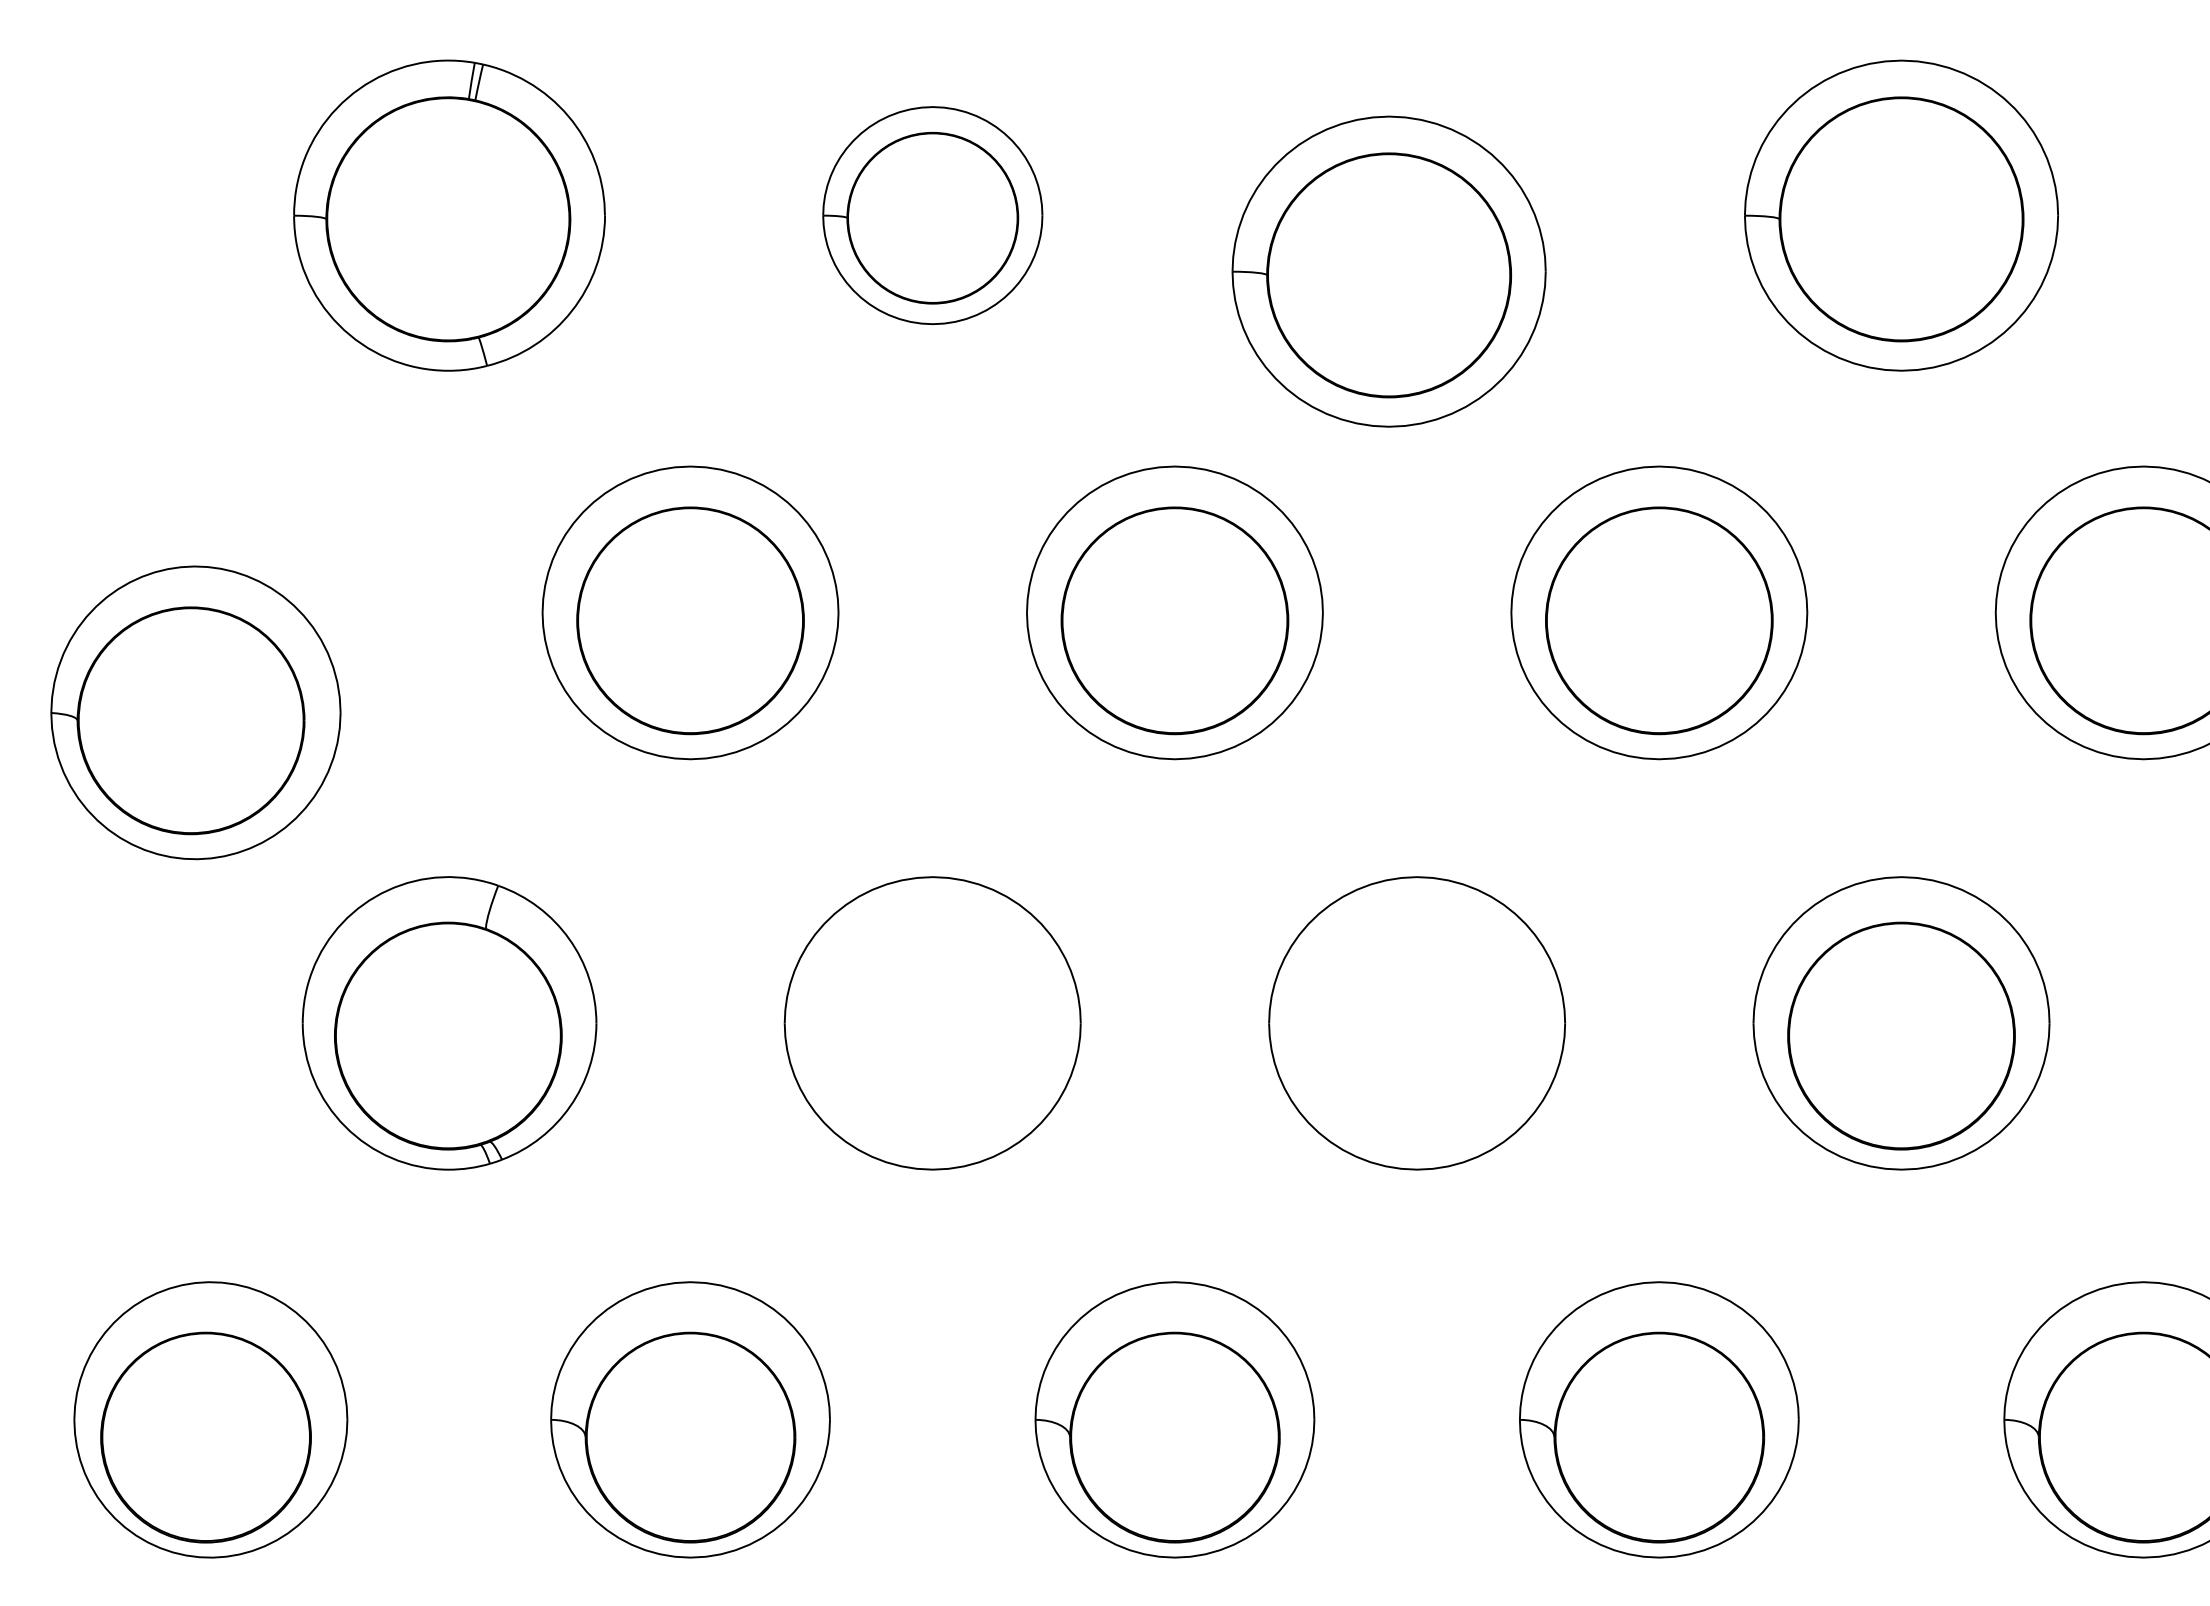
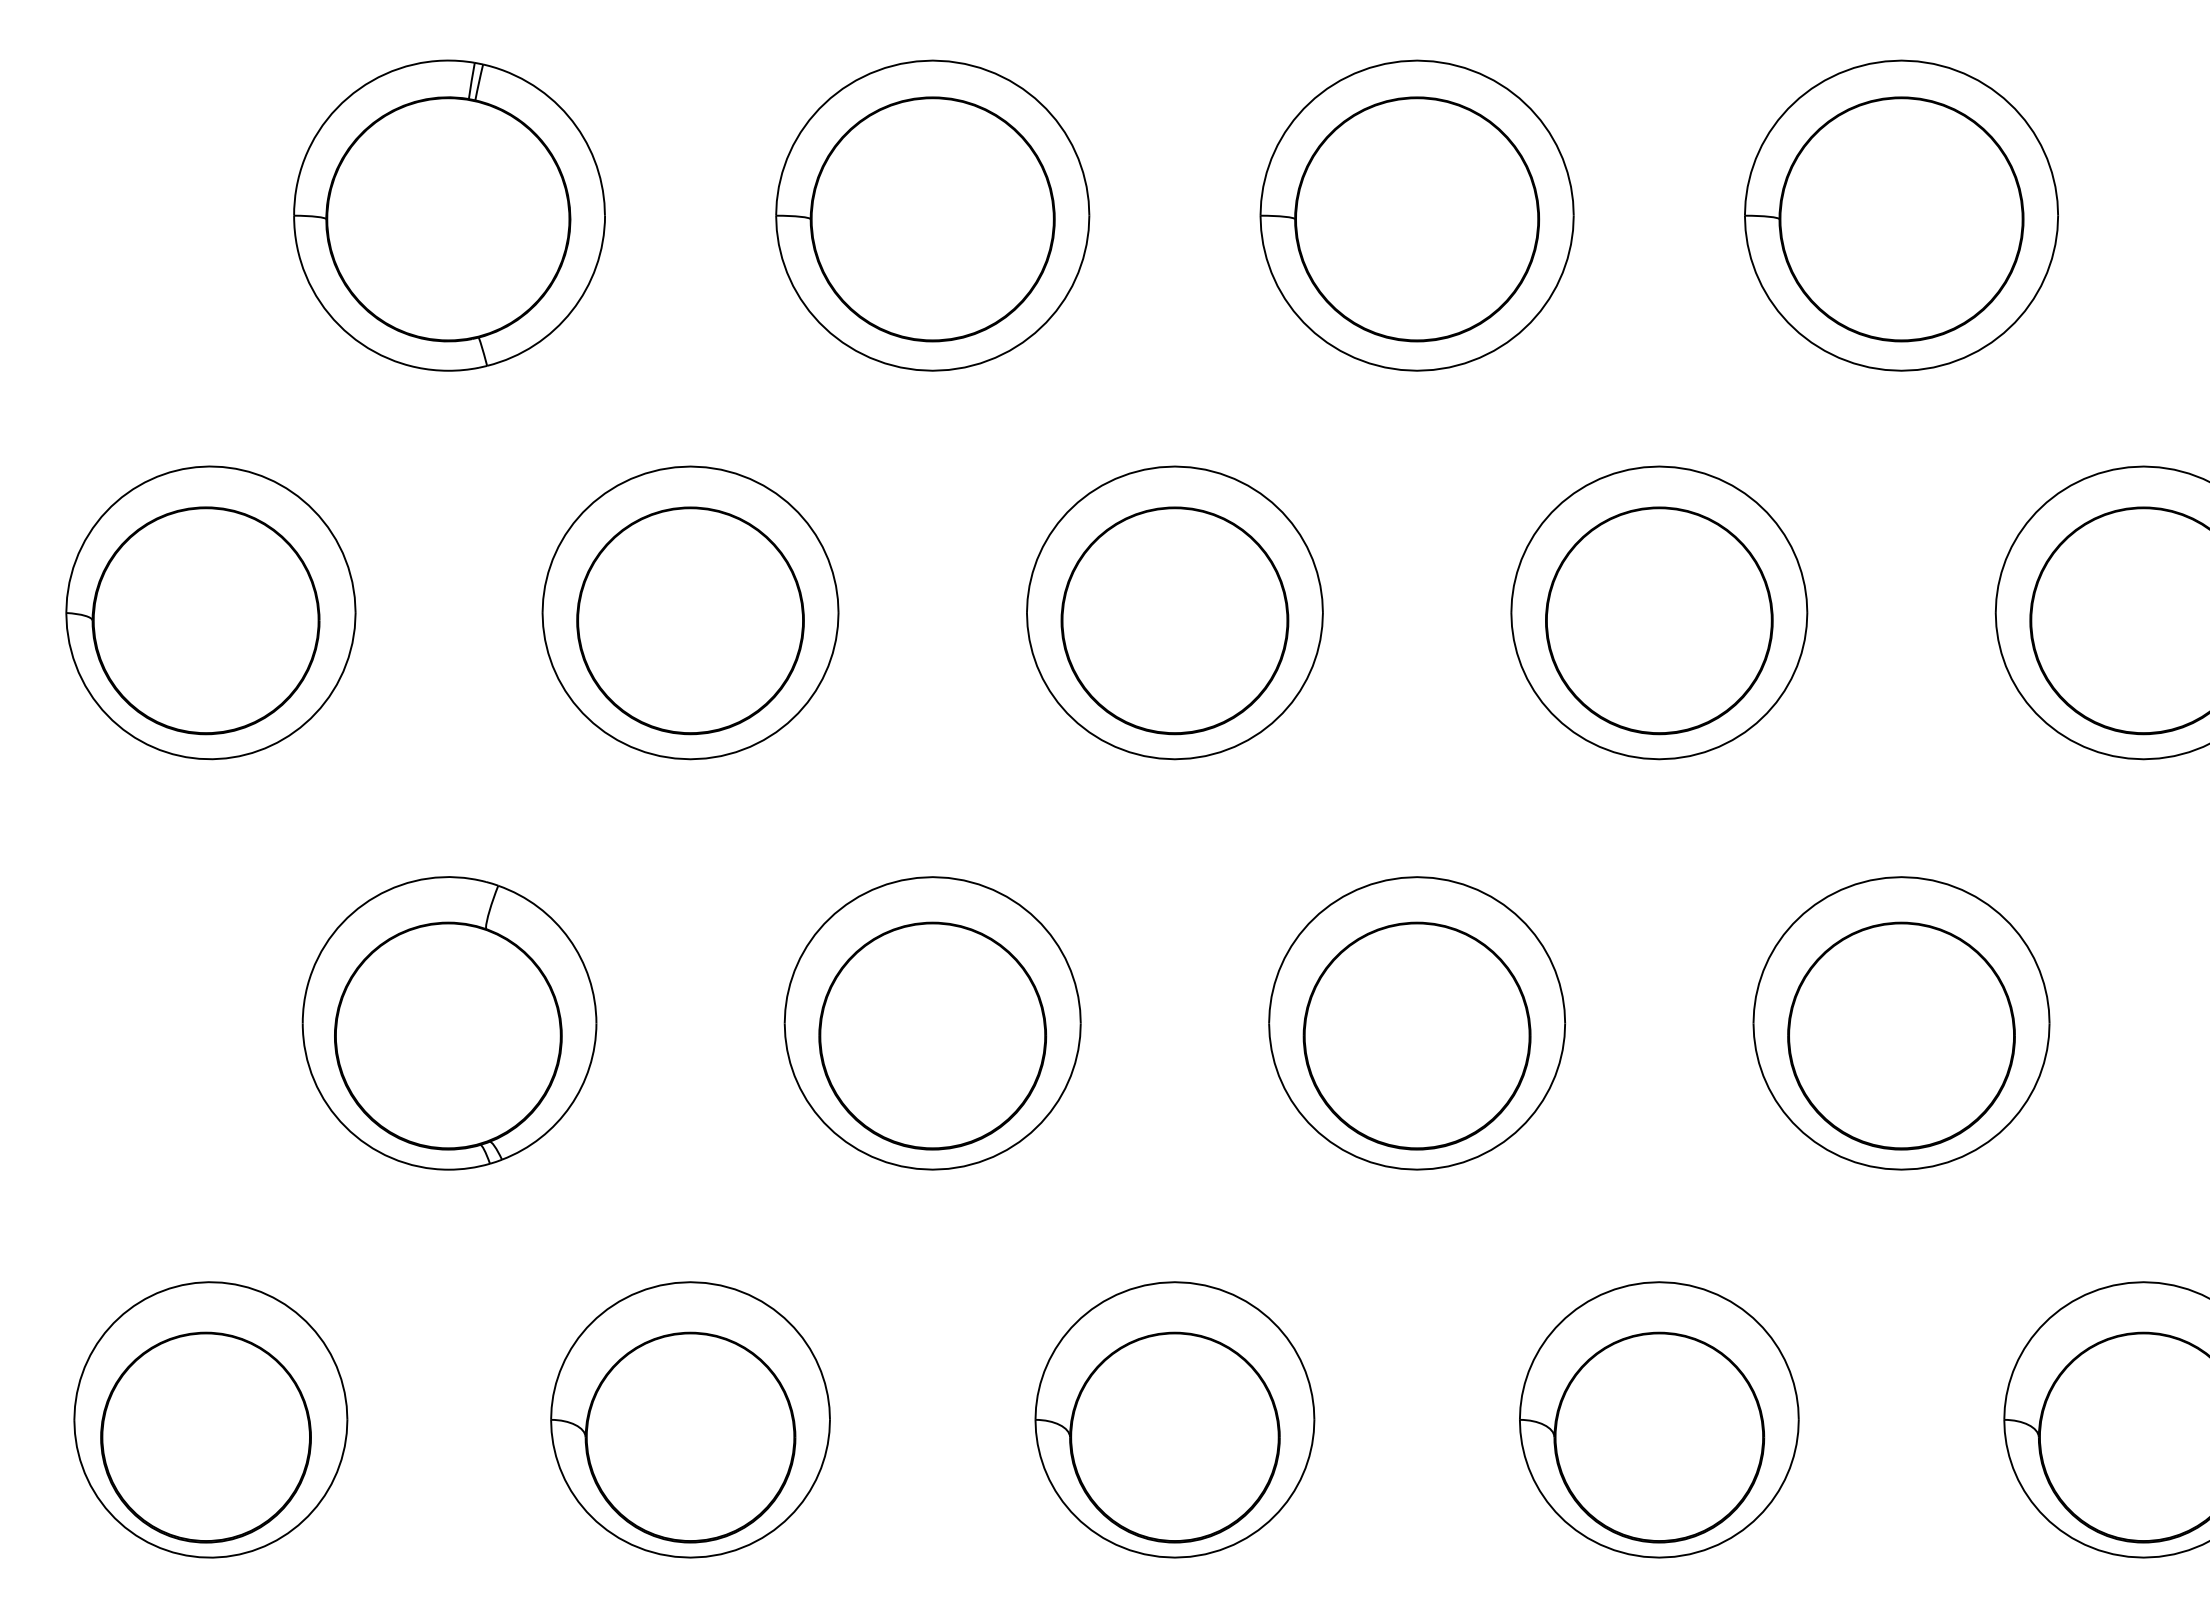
part size: 222x220 px -> 316x313 px (932, 215)
part position: (1388, 271) -> (1416, 215) (1416, 215)
part position: (195, 712) -> (210, 612) (210, 612)
part: none -> present (932, 1035)
part: none -> present (1416, 1035)
